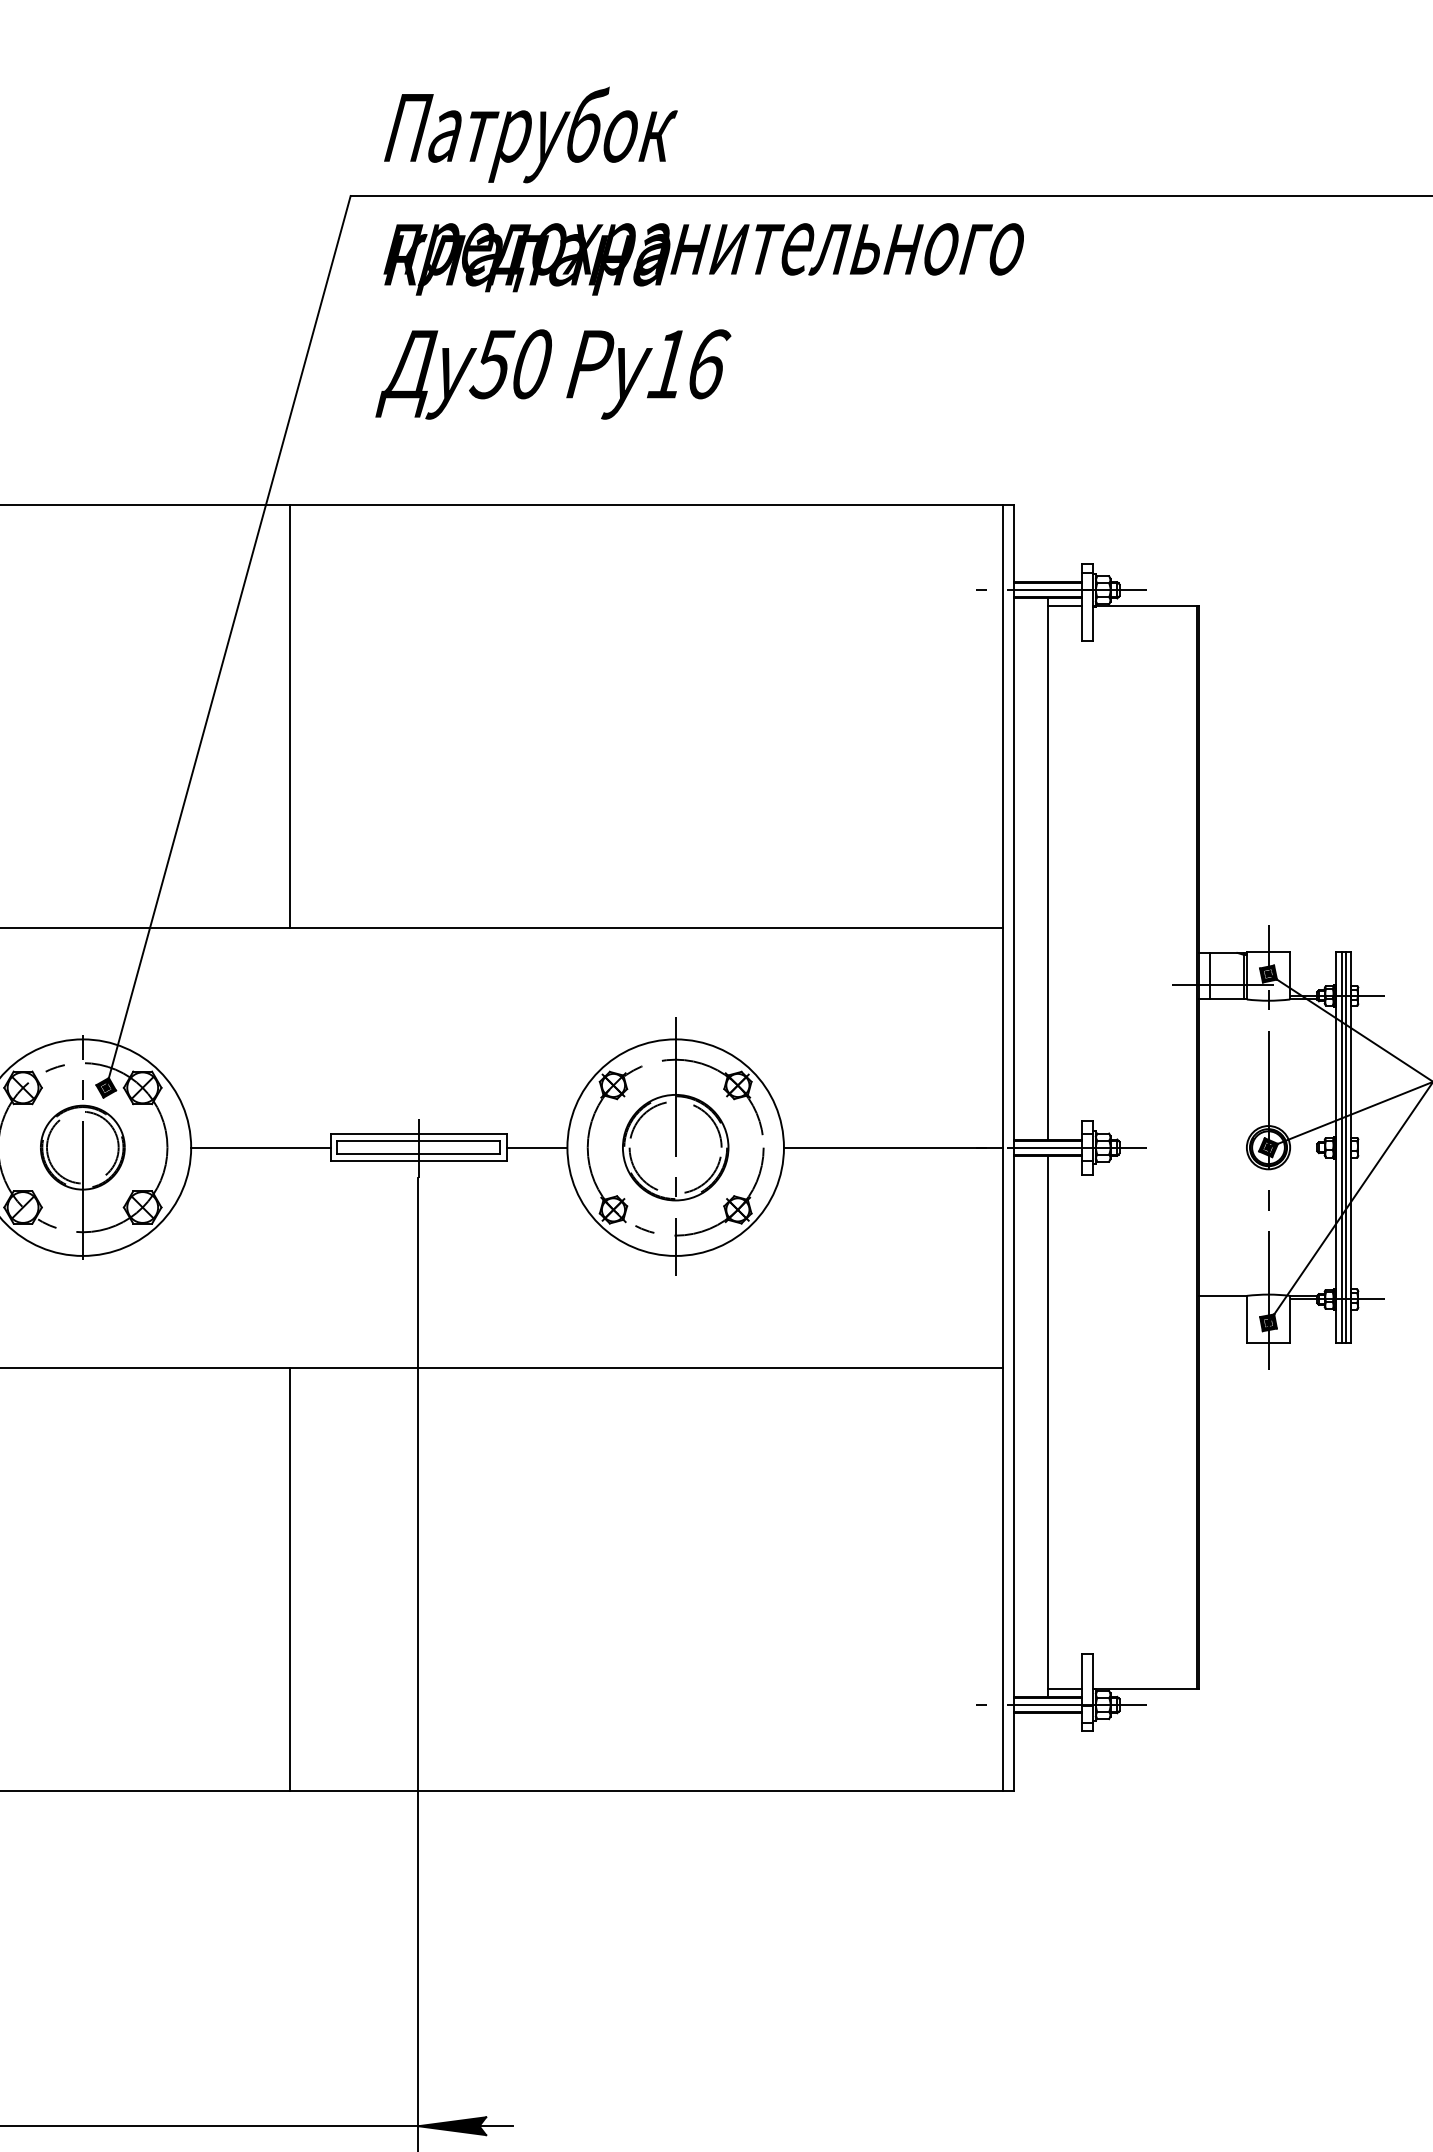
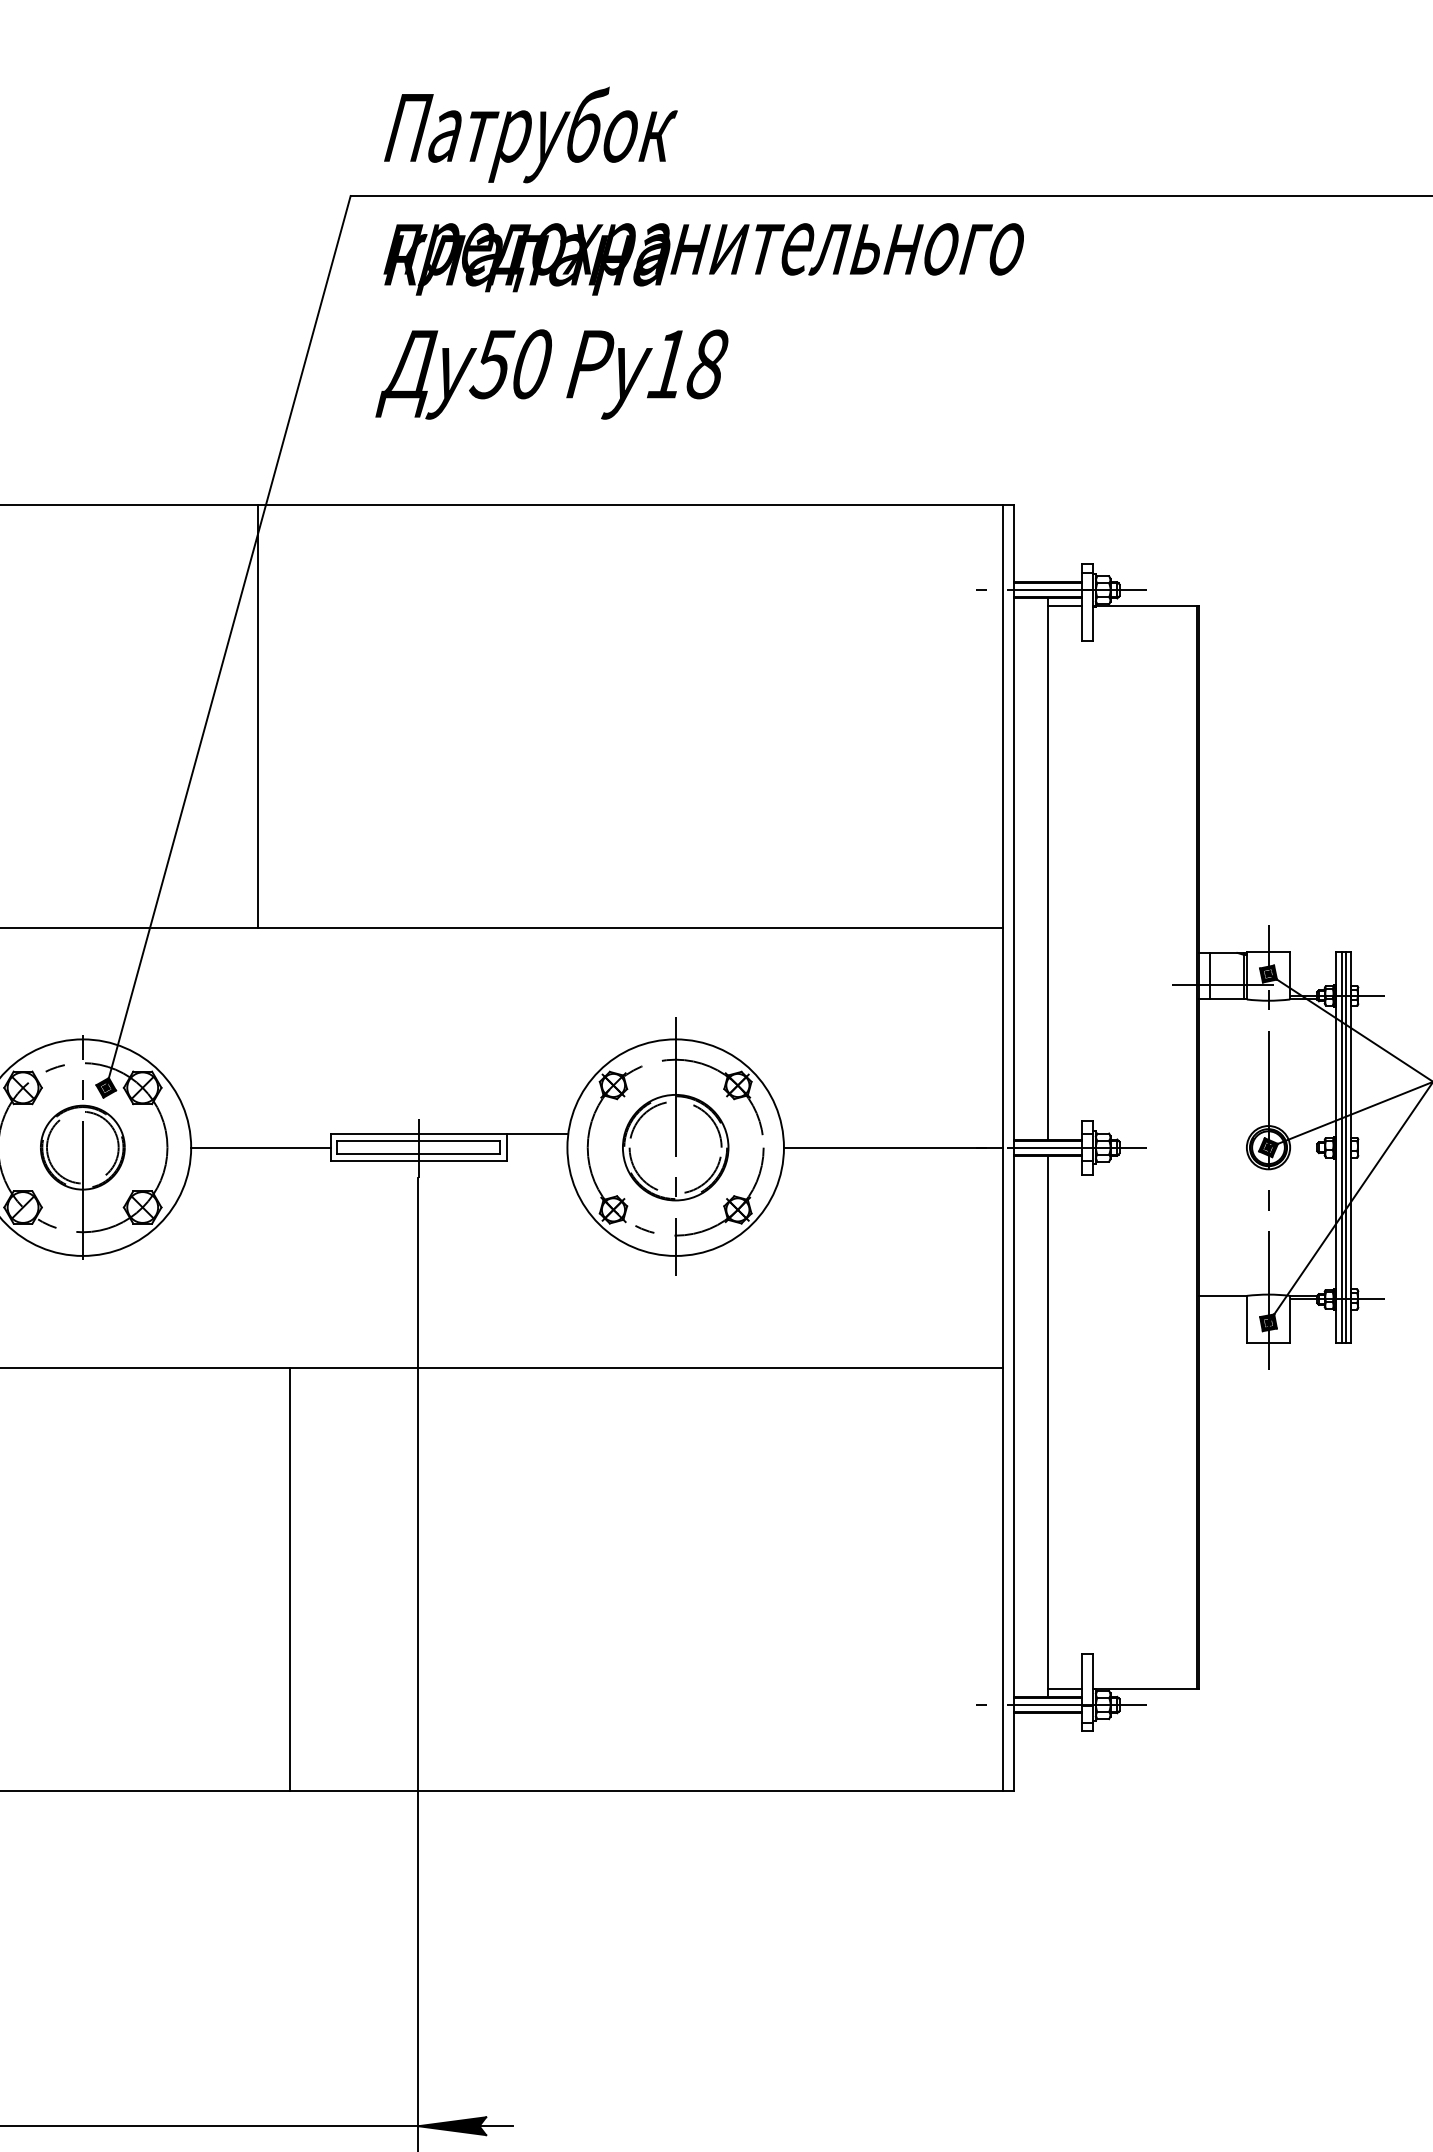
text: 16 -> 18 (708, 364)
line position: (289, 715) -> (257, 715) (257, 715)
line position: (536, 1147) -> (536, 1133) (536, 1133)
